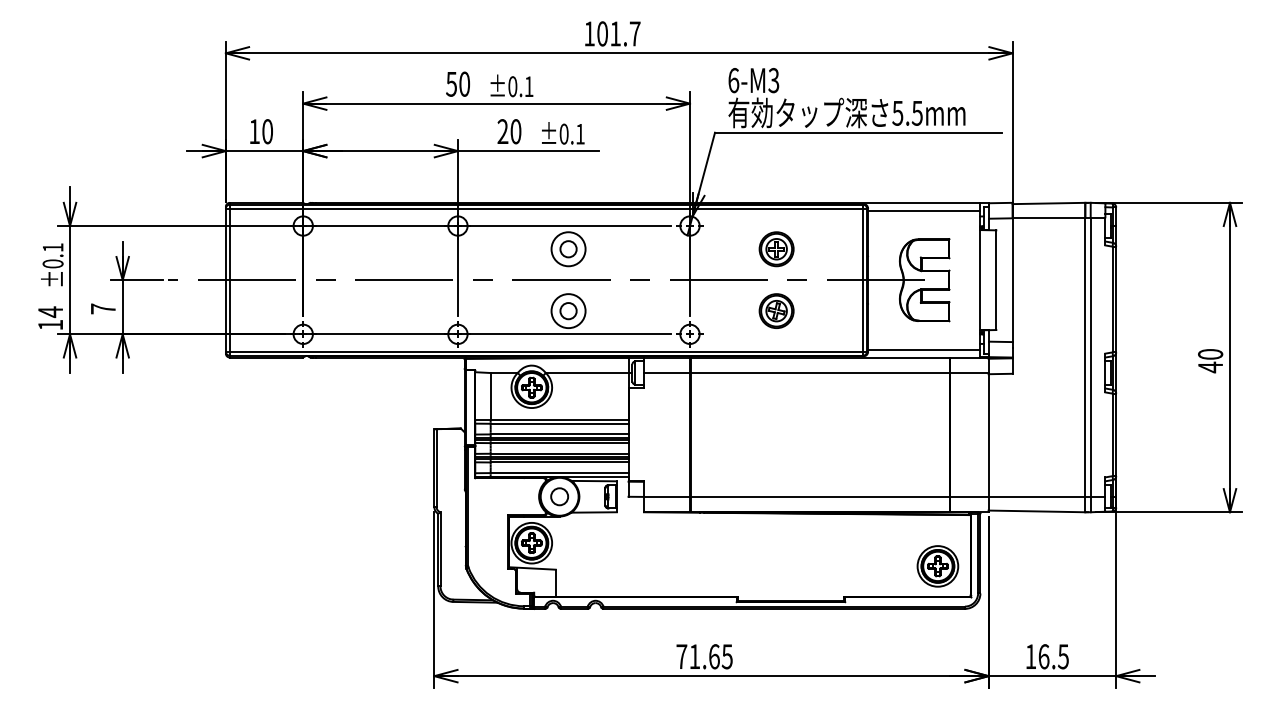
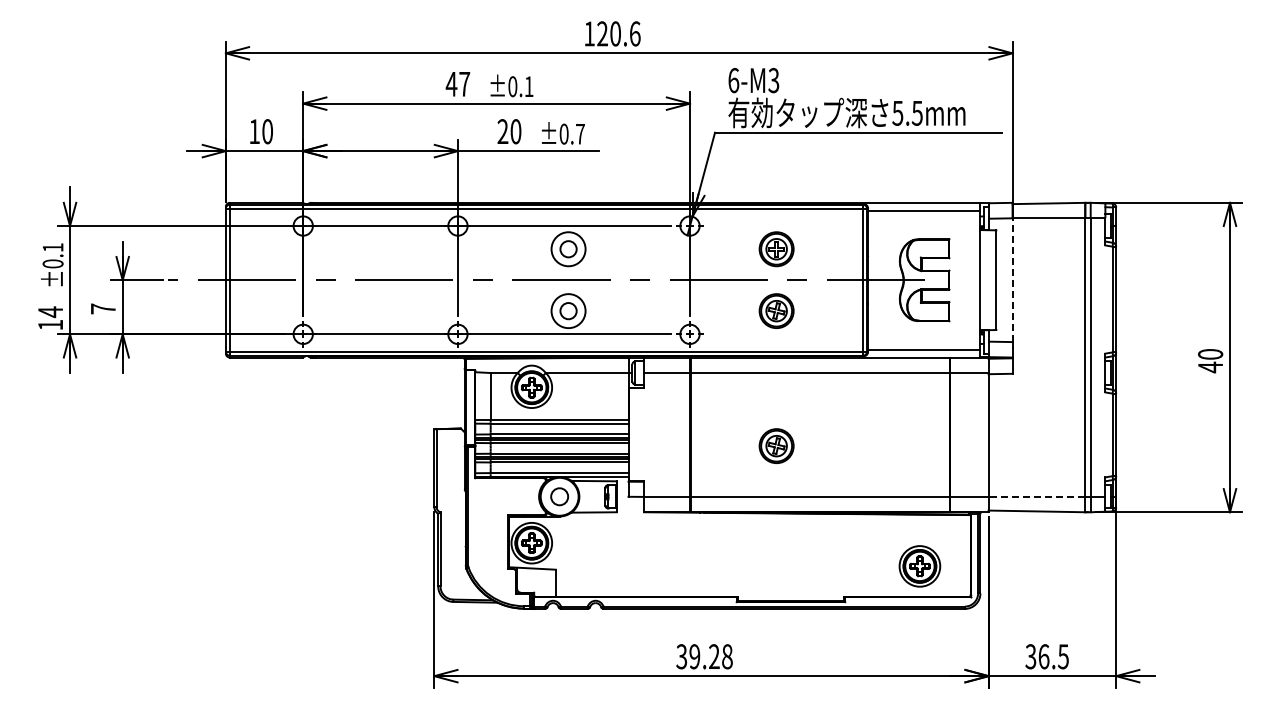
text: 101.7 -> 120.6 (618, 33)
text: 50 -> 47 (457, 83)
text: ±0.1 -> ±0.7 (580, 134)
line: solid -> dashed (1012, 280)
part: none -> present (776, 445)
line: solid -> dashed (1036, 496)
part position: (937, 566) -> (919, 566) (919, 566)
text: 71.65 -> 39.28 (704, 656)
text: 16.5 -> 36.5 (1030, 656)
